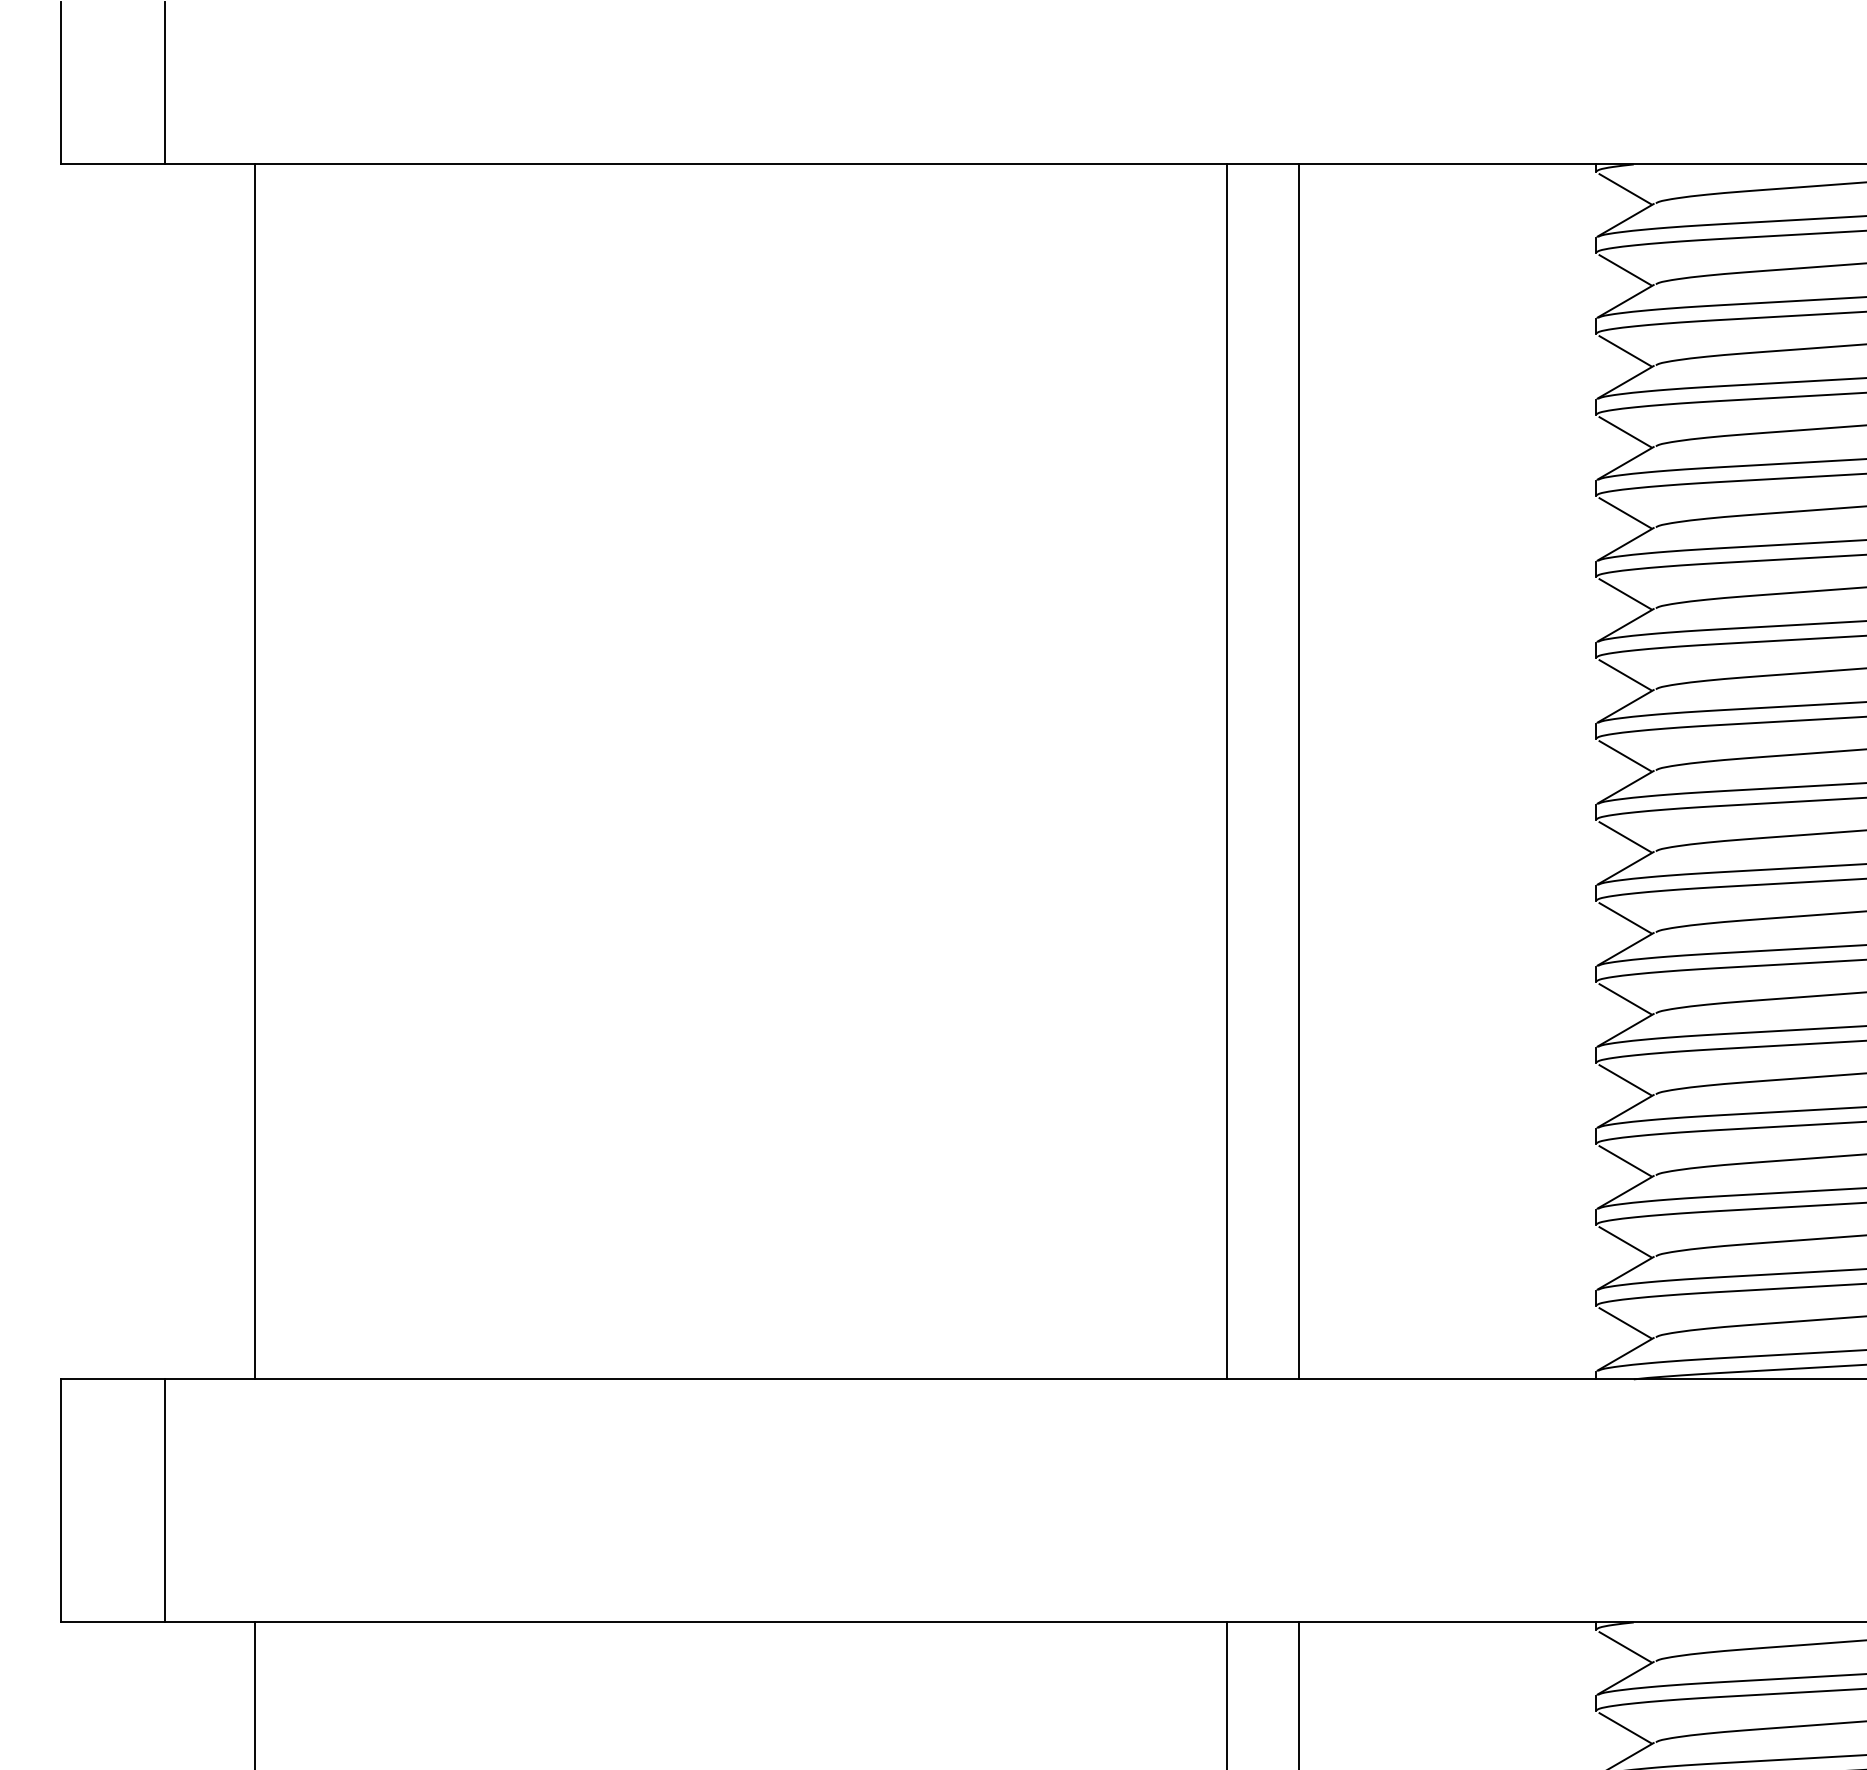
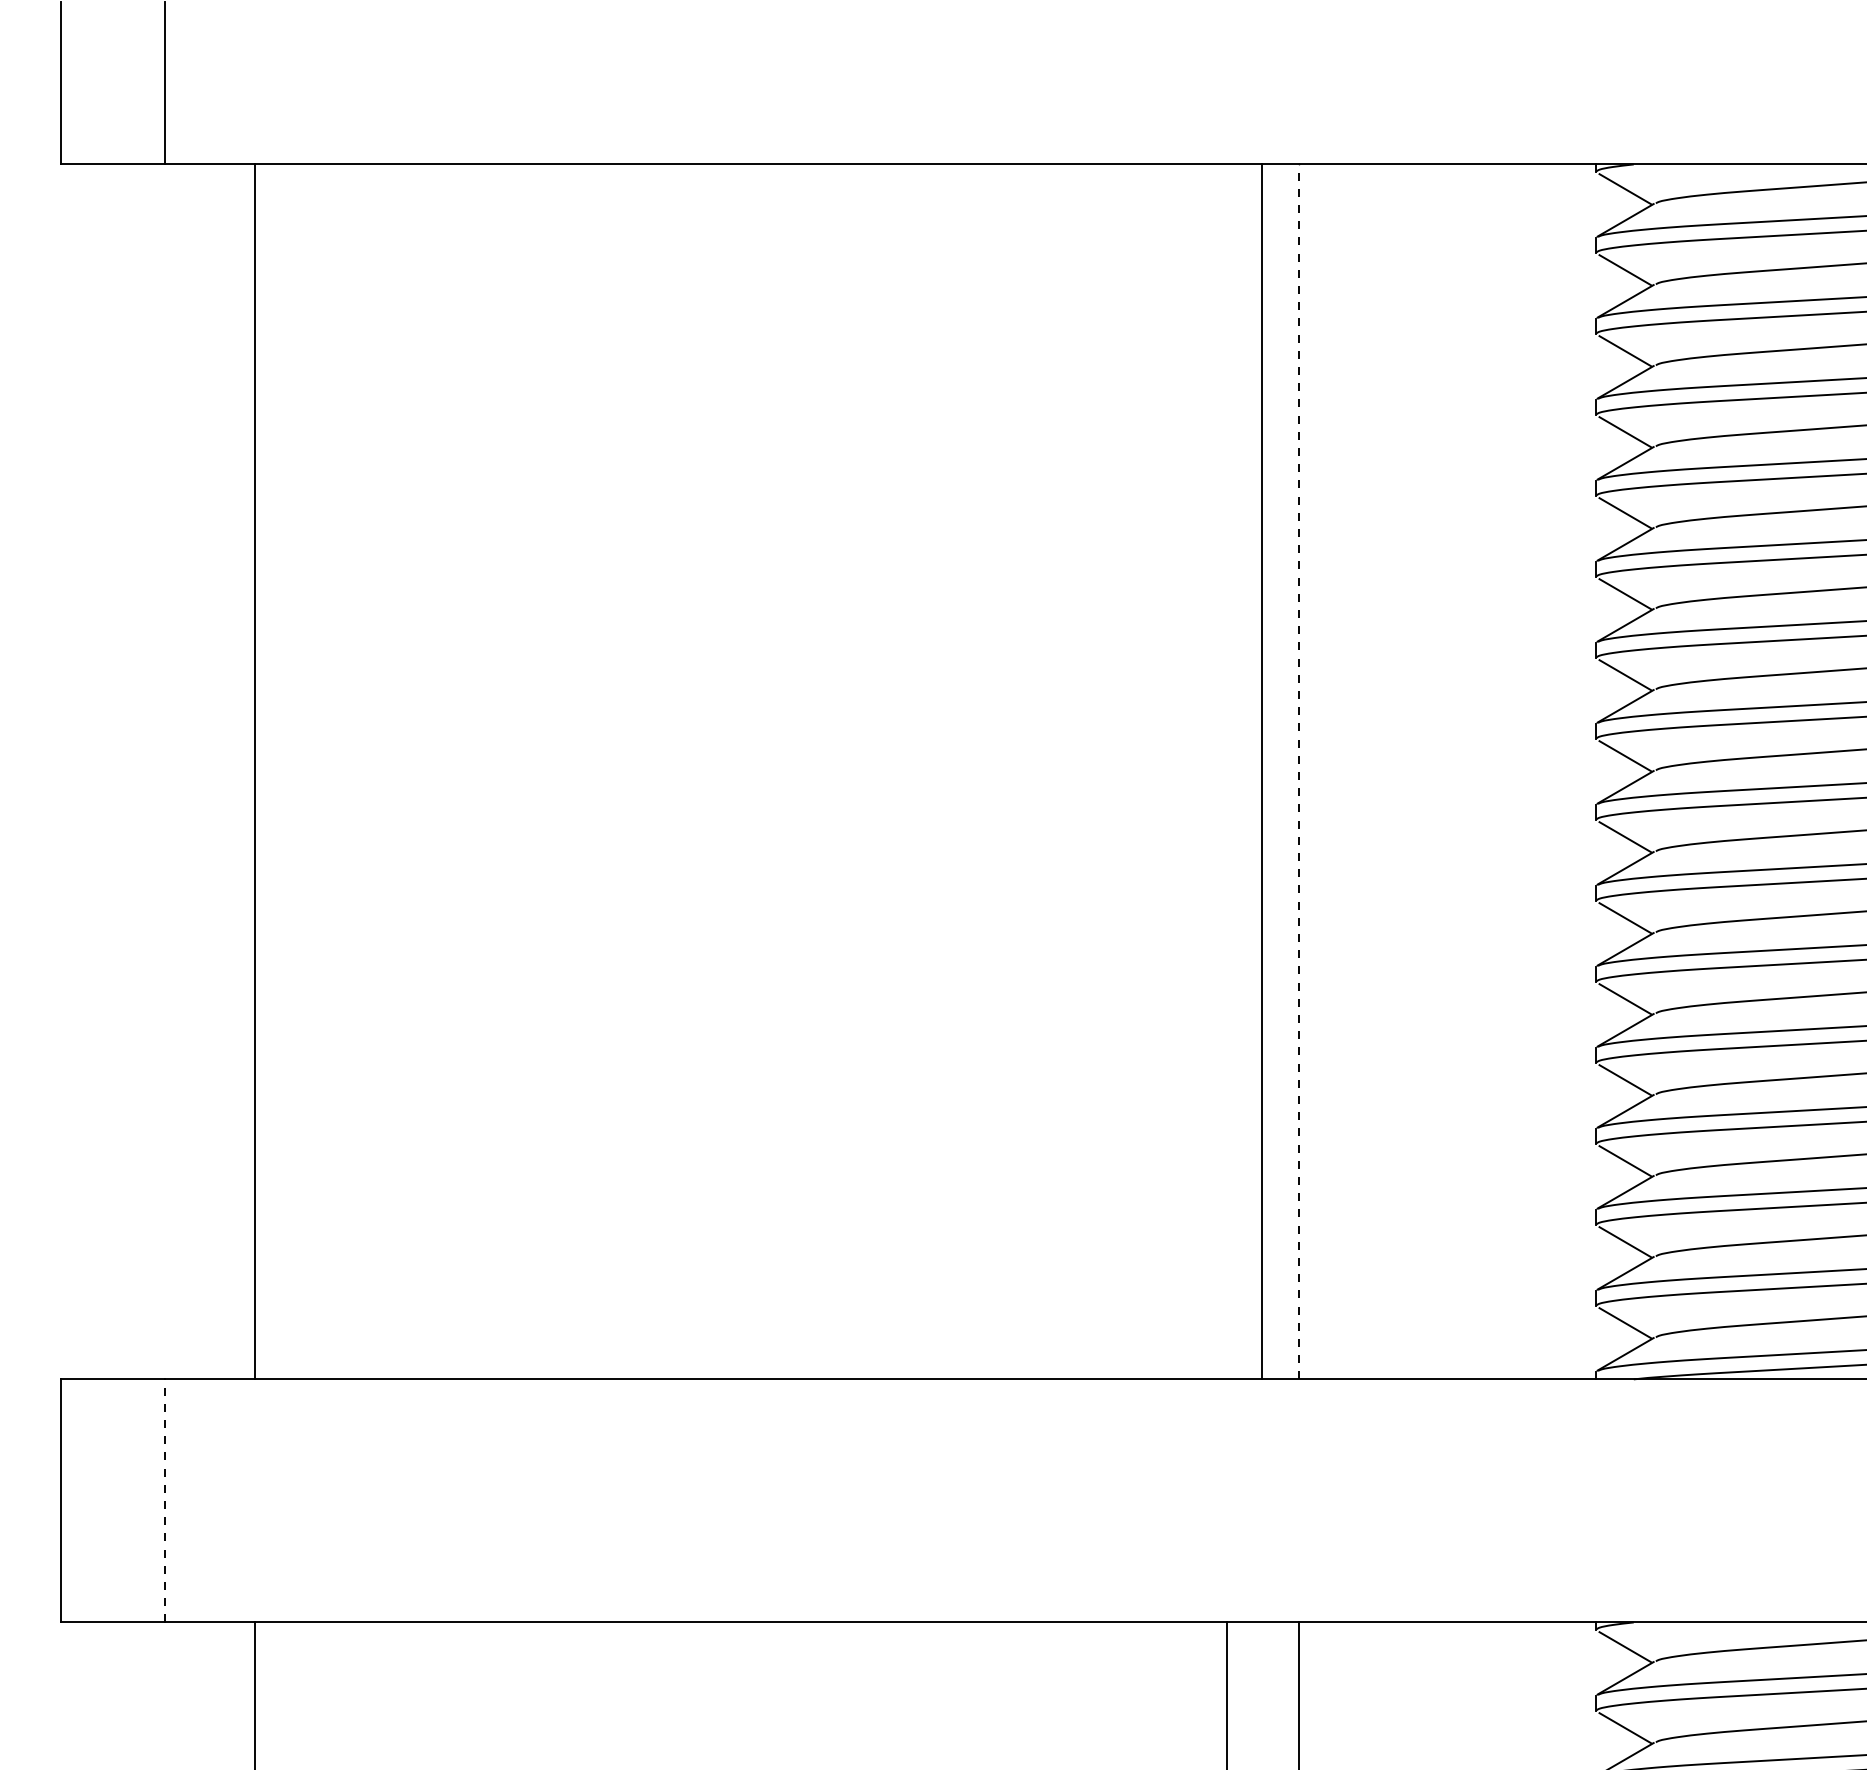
line position: (1227, 771) -> (1262, 771) (1262, 771)
line: solid -> dashed (1298, 771)
line: solid -> dashed (164, 1500)
